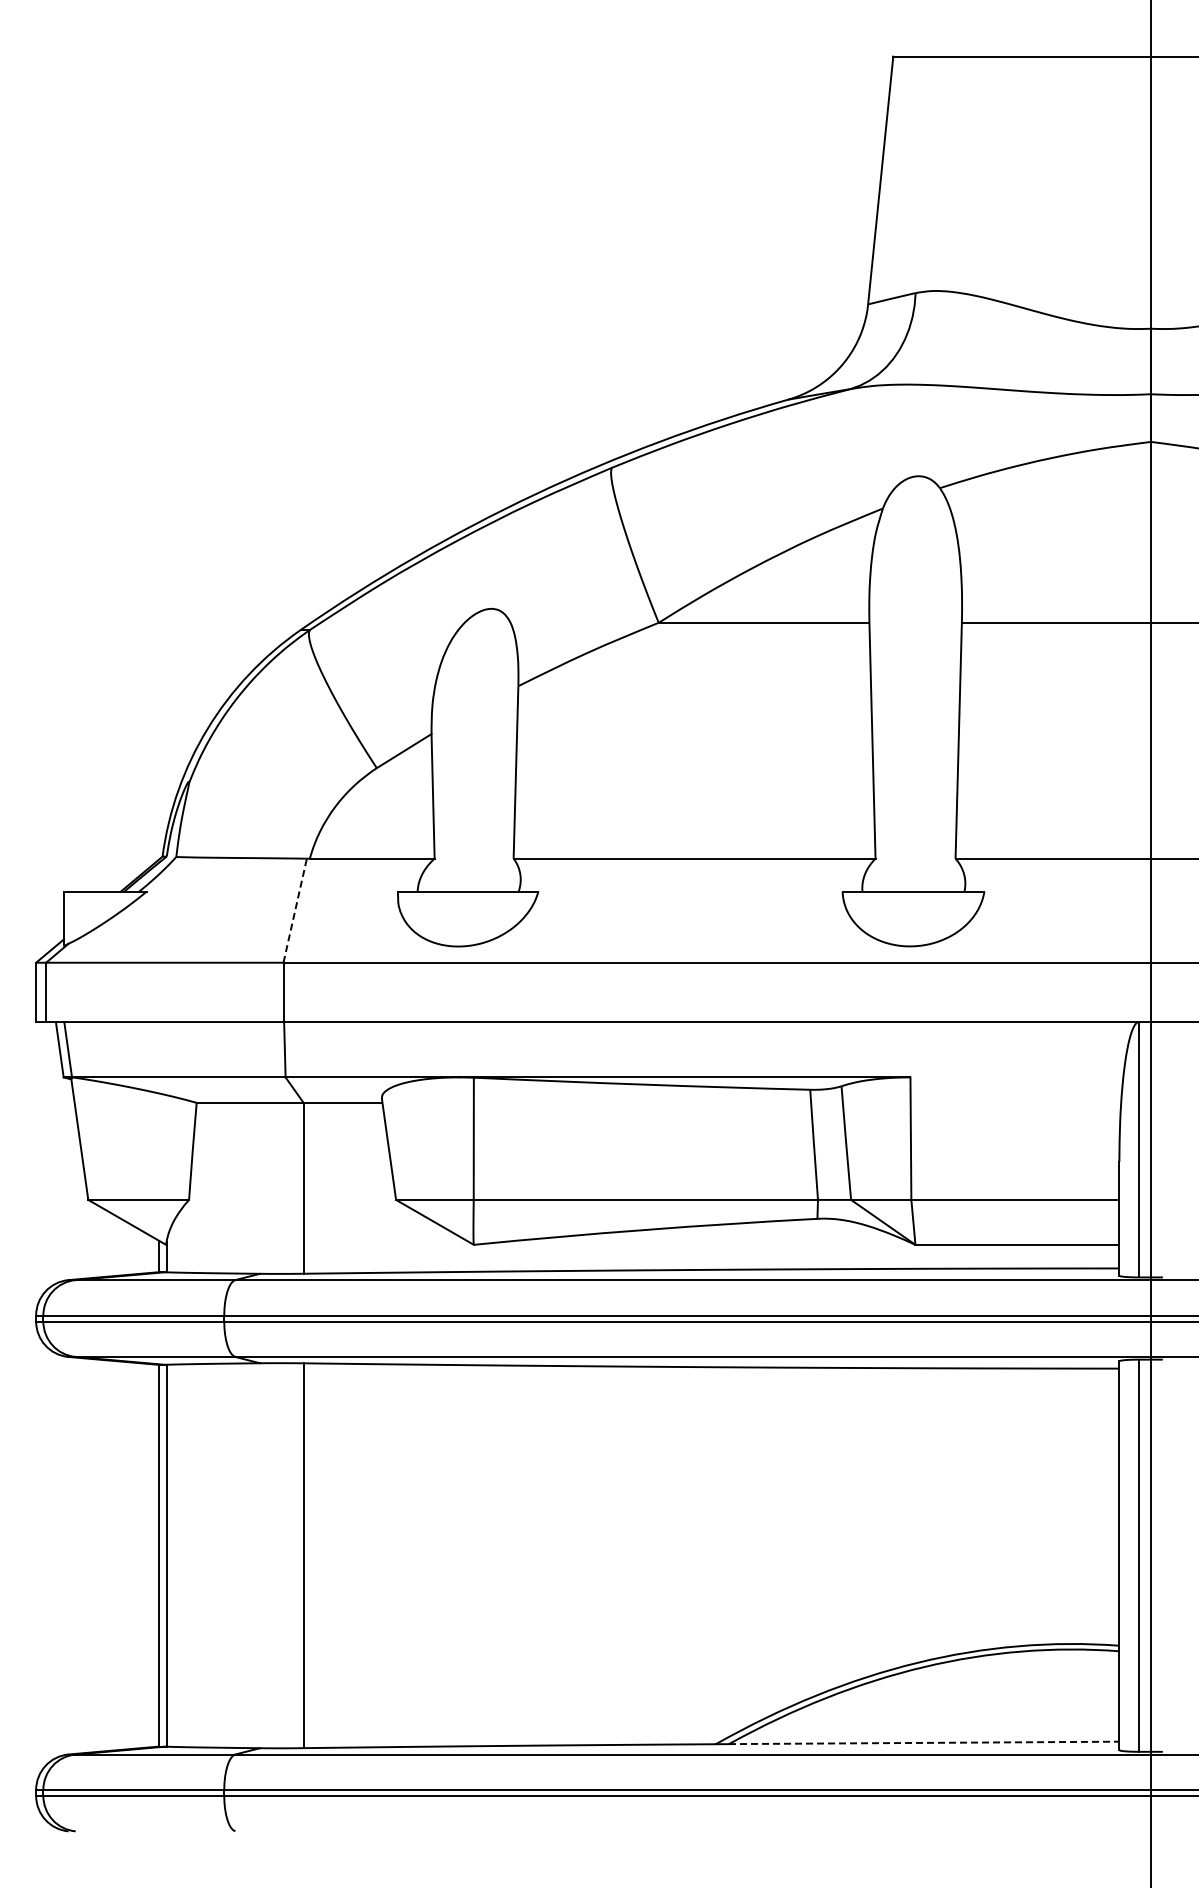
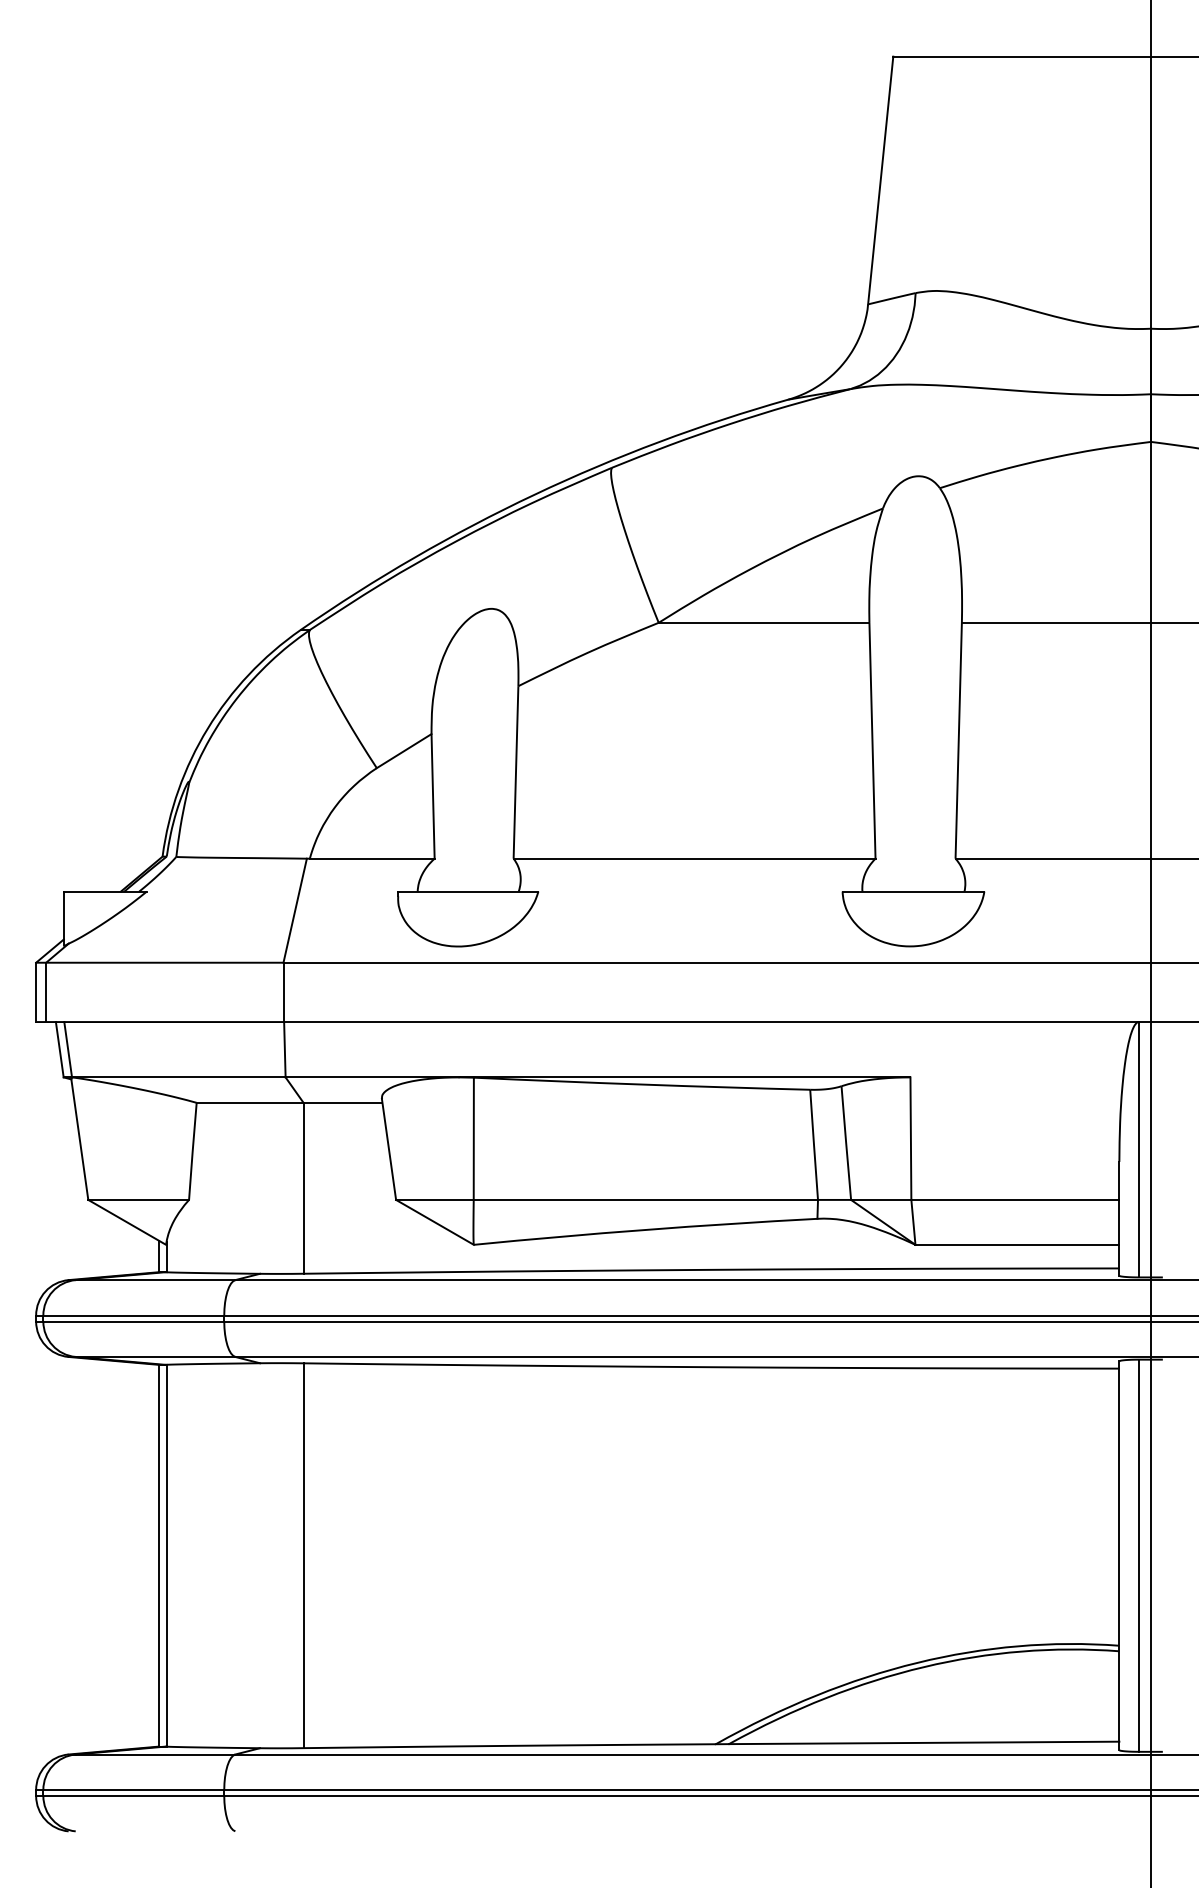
line: dashed -> solid (295, 910)
line: dashed -> solid (924, 1742)
